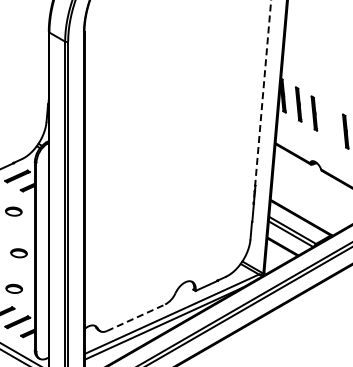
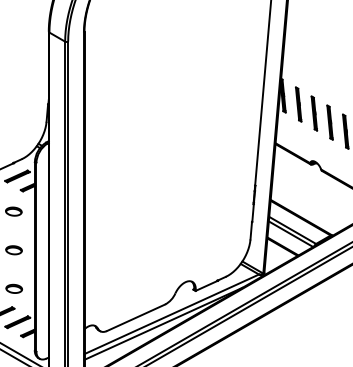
line: dashed -> solid (262, 102)
part: none -> present (329, 122)
part position: (18, 253) -> (13, 250) (13, 250)
line: dashed -> solid (136, 317)
